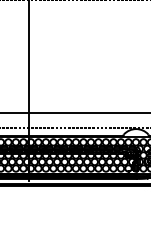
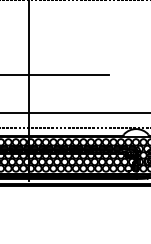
line: none -> present (55, 74)
